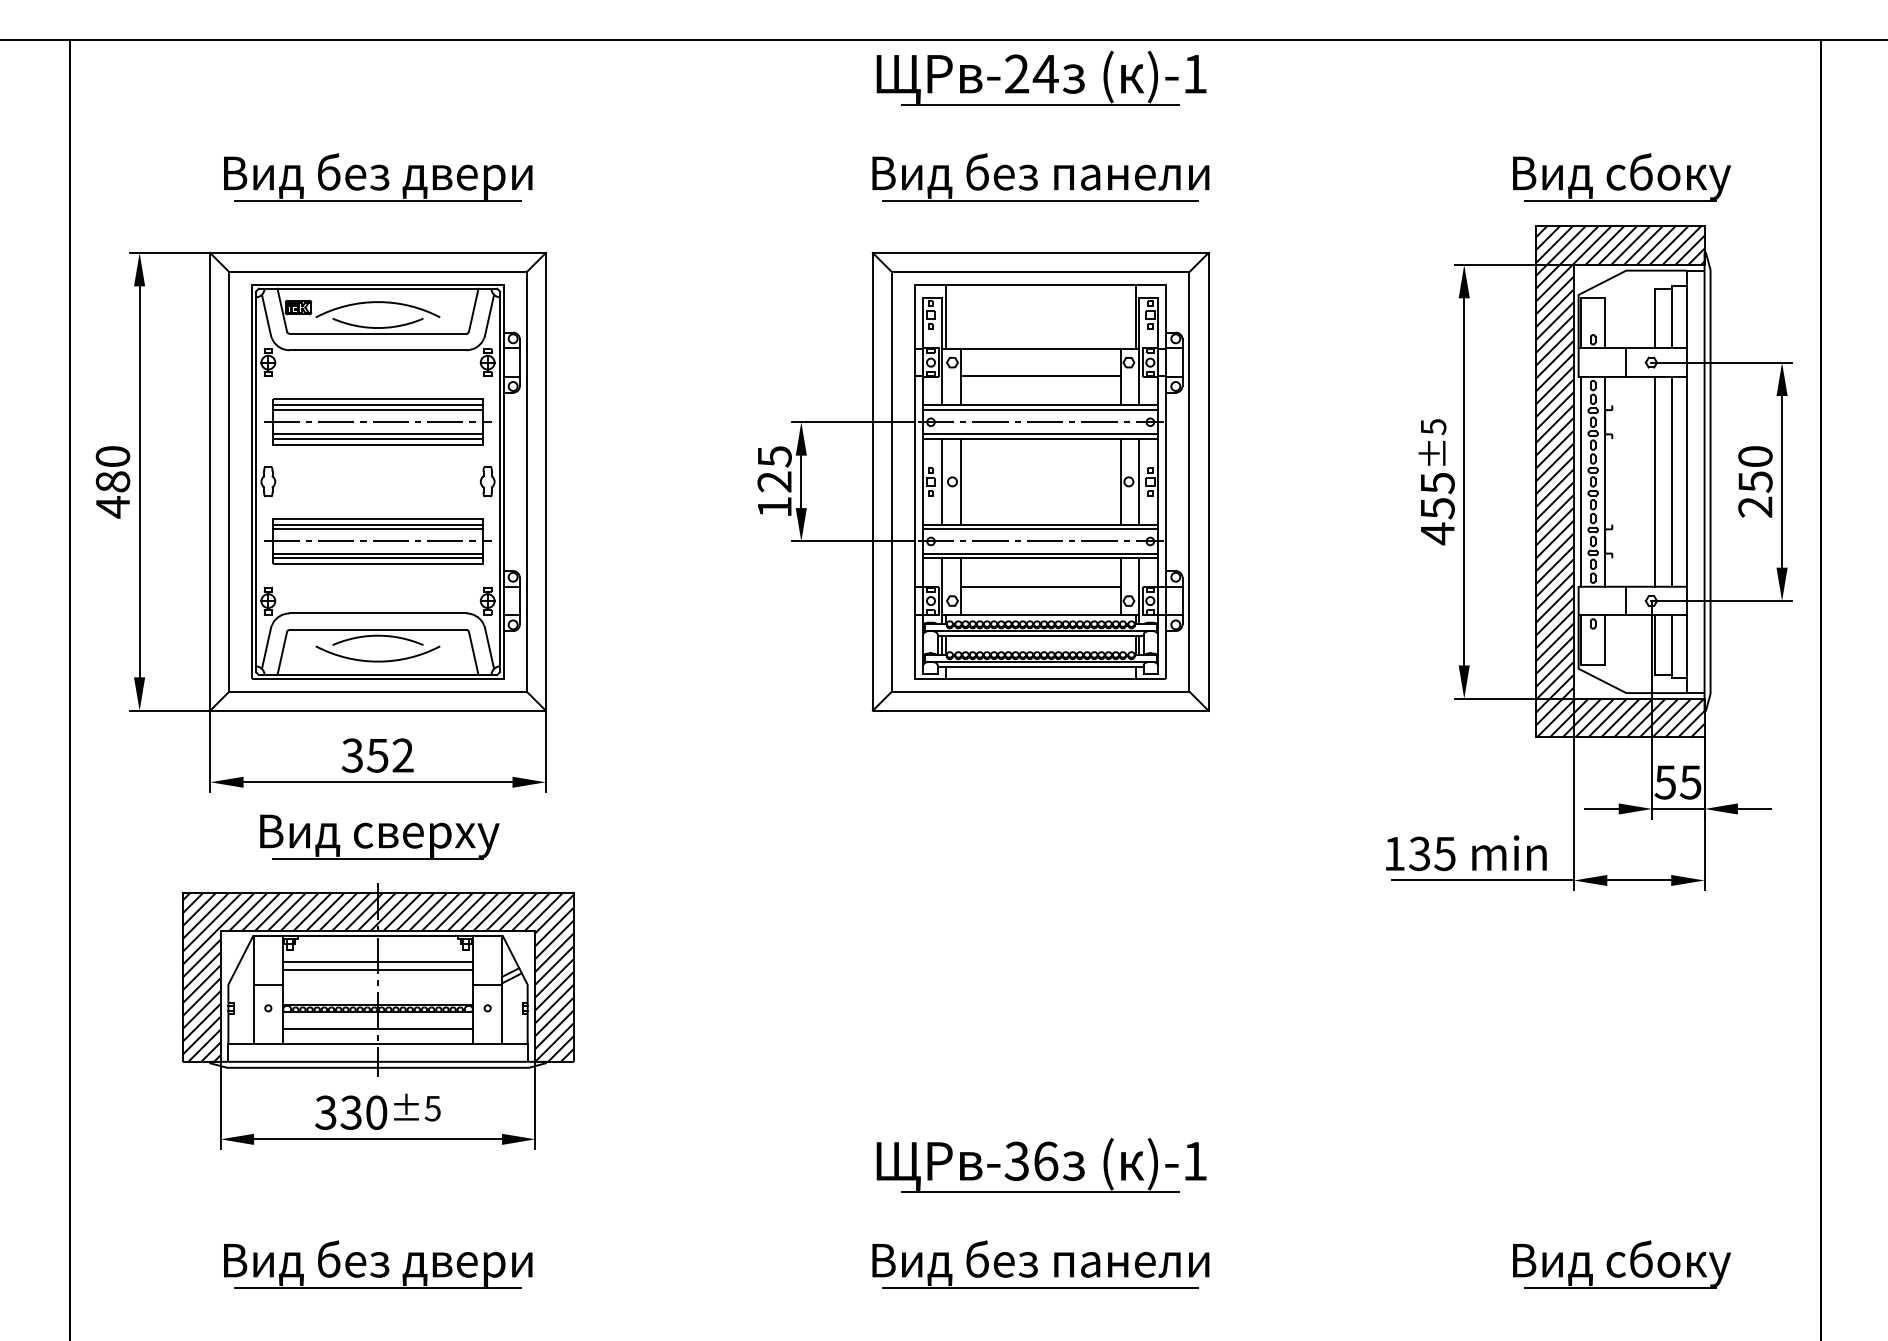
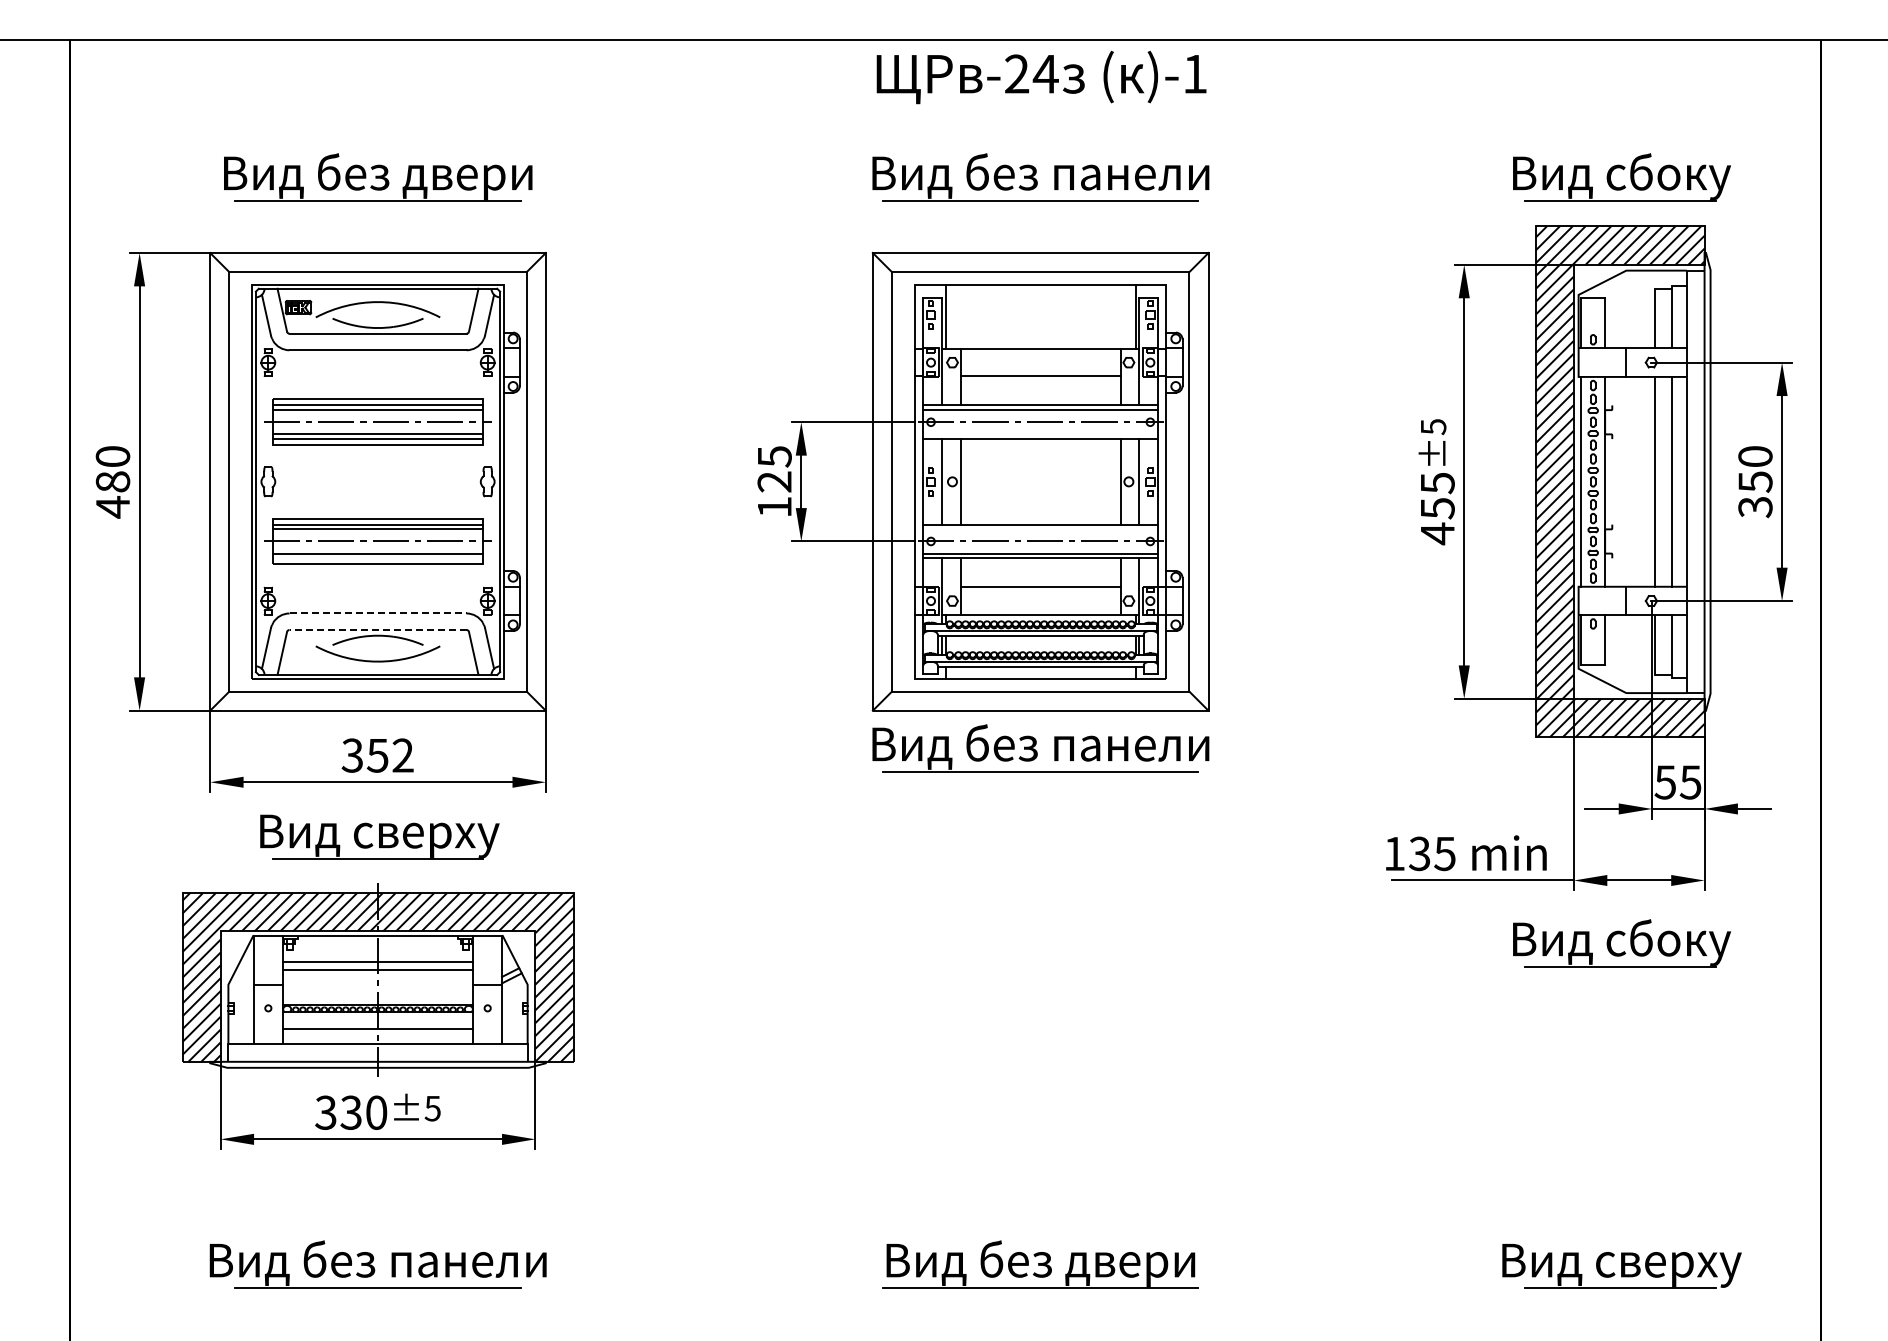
line: present -> none (1040, 105)
line: present -> none (1040, 434)
text: 250 -> 350 (1755, 507)
line: present -> none (1040, 529)
line: present -> none (377, 558)
line: solid -> dashed (378, 613)
line: solid -> dashed (377, 629)
part: none -> present (1040, 748)
part: none -> present (1623, 936)
part: present -> none (1041, 1165)
text: Вид без двери -> Вид без панели (377, 1263)
text: Вид без панели -> Вид без двери (1040, 1263)
text: Вид сбоку -> Вид сверху (1621, 1263)
